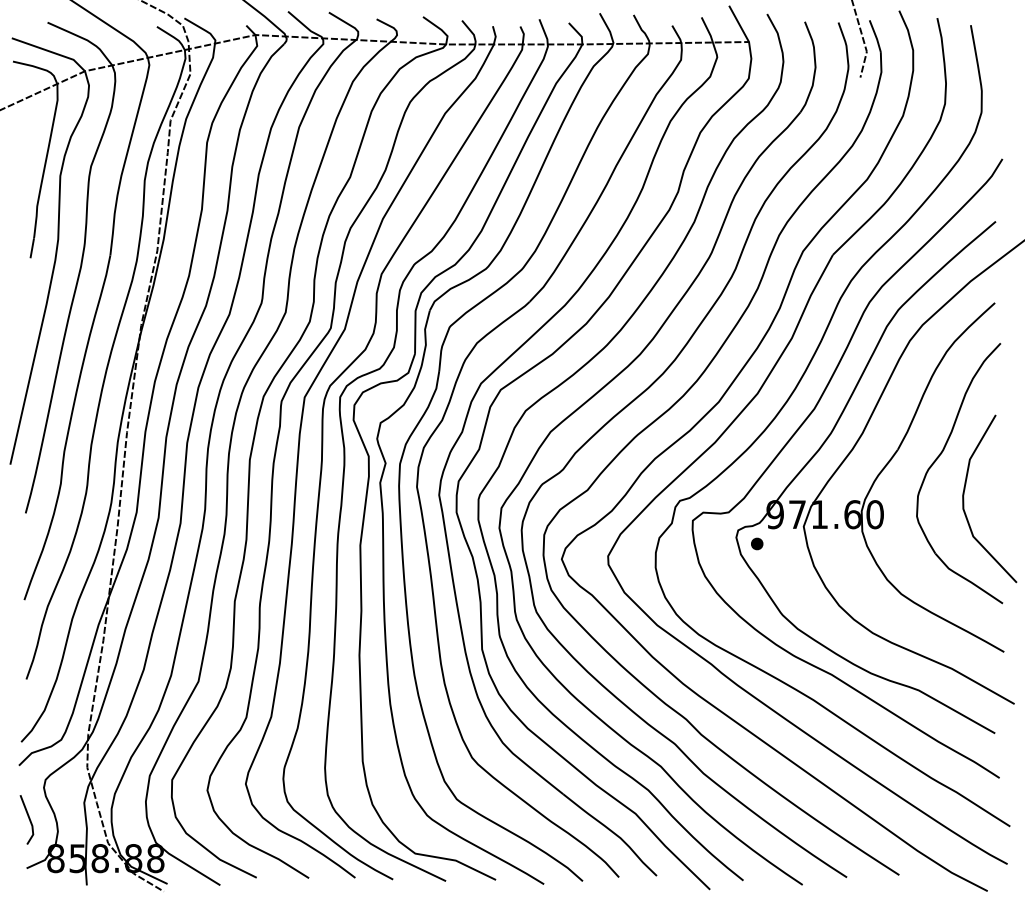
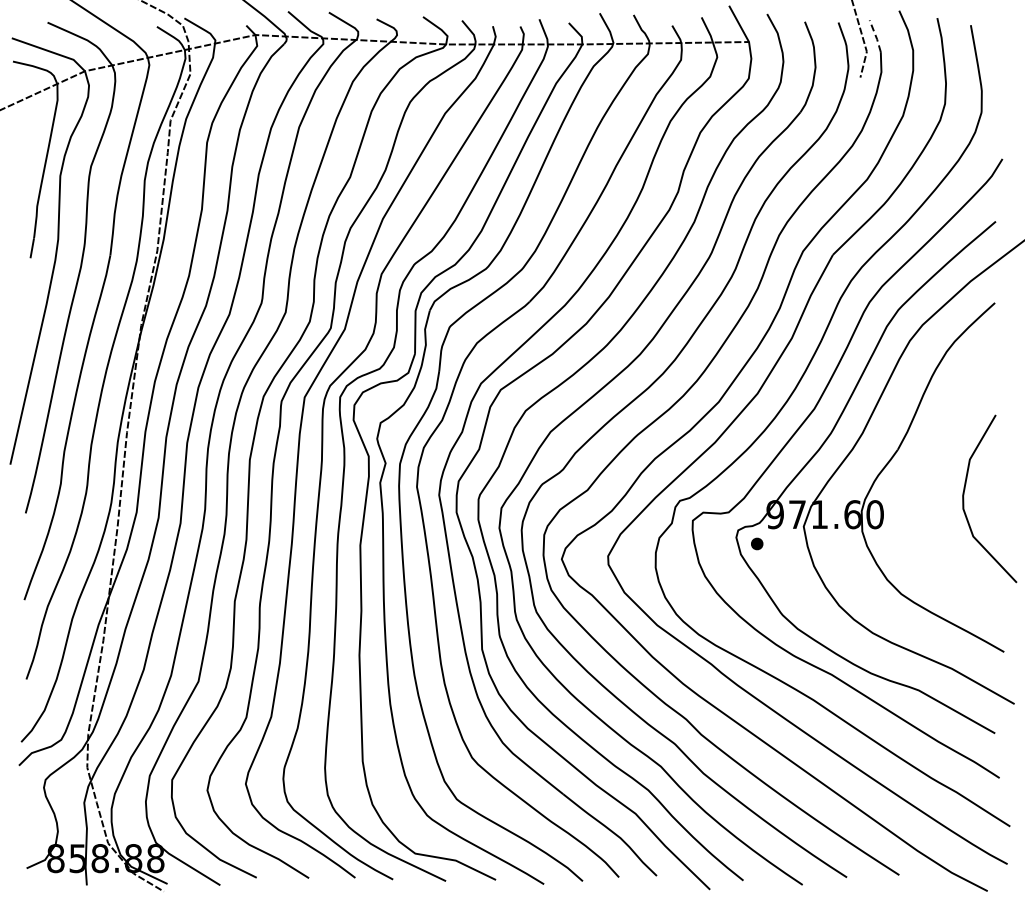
line: solid -> dashed (876, 36)
part: present -> none (939, 457)
line: present -> none (28, 819)
